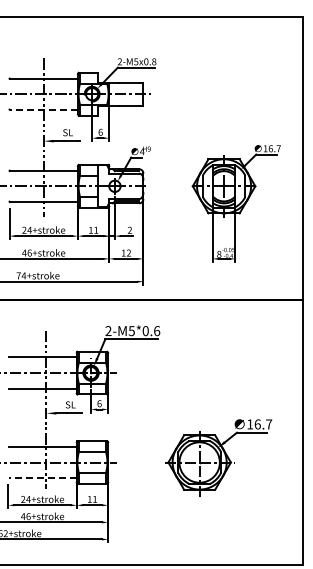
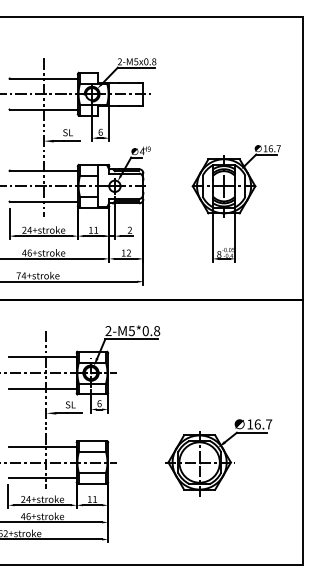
line: dashed -> solid (43, 109)
text: 2-M5*0.6 -> 2-M5*0.8 (157, 330)
line: dashed -> solid (42, 478)
